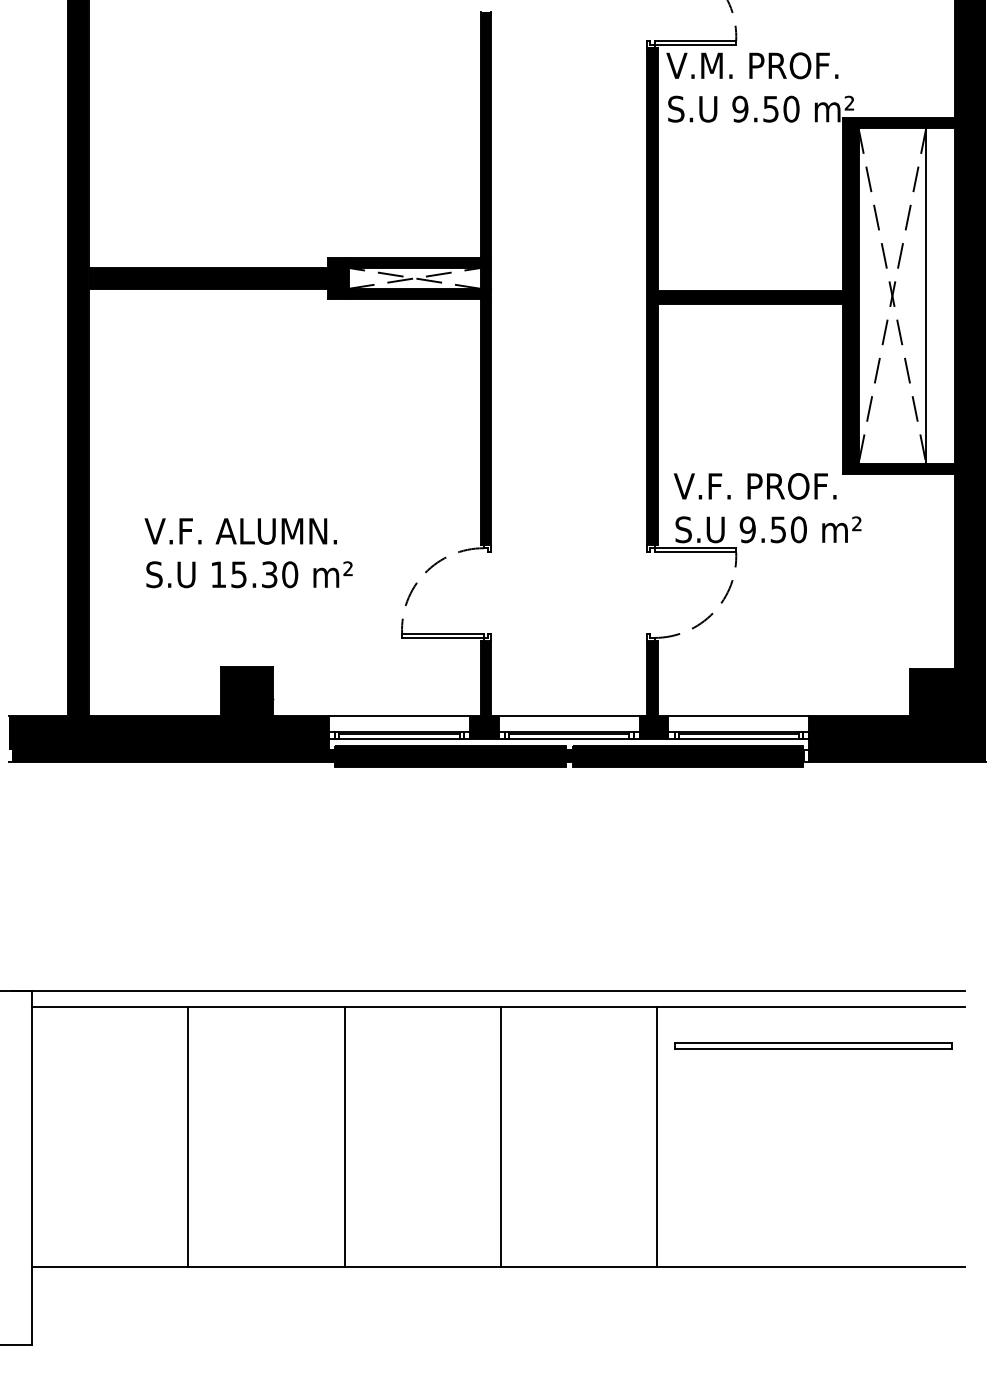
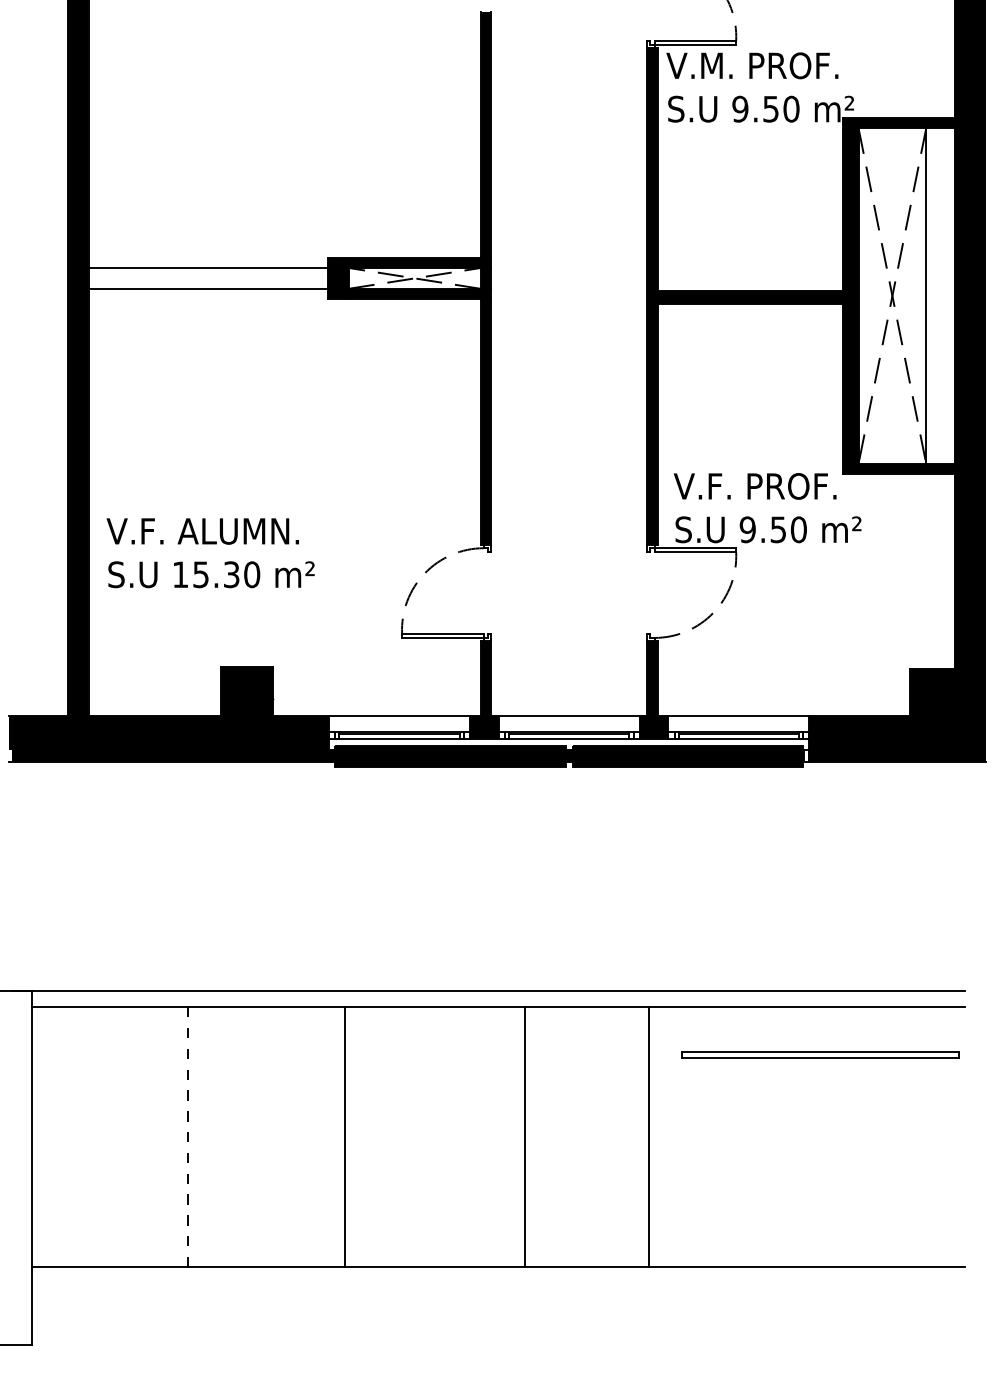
fill: present -> none (207, 278)
text position: (248, 553) -> (210, 553) (210, 553)
part position: (813, 1045) -> (820, 1054) (820, 1054)
line: solid -> dashed (188, 1137)
line position: (500, 1137) -> (524, 1137) (524, 1137)
line position: (656, 1137) -> (648, 1137) (648, 1137)
